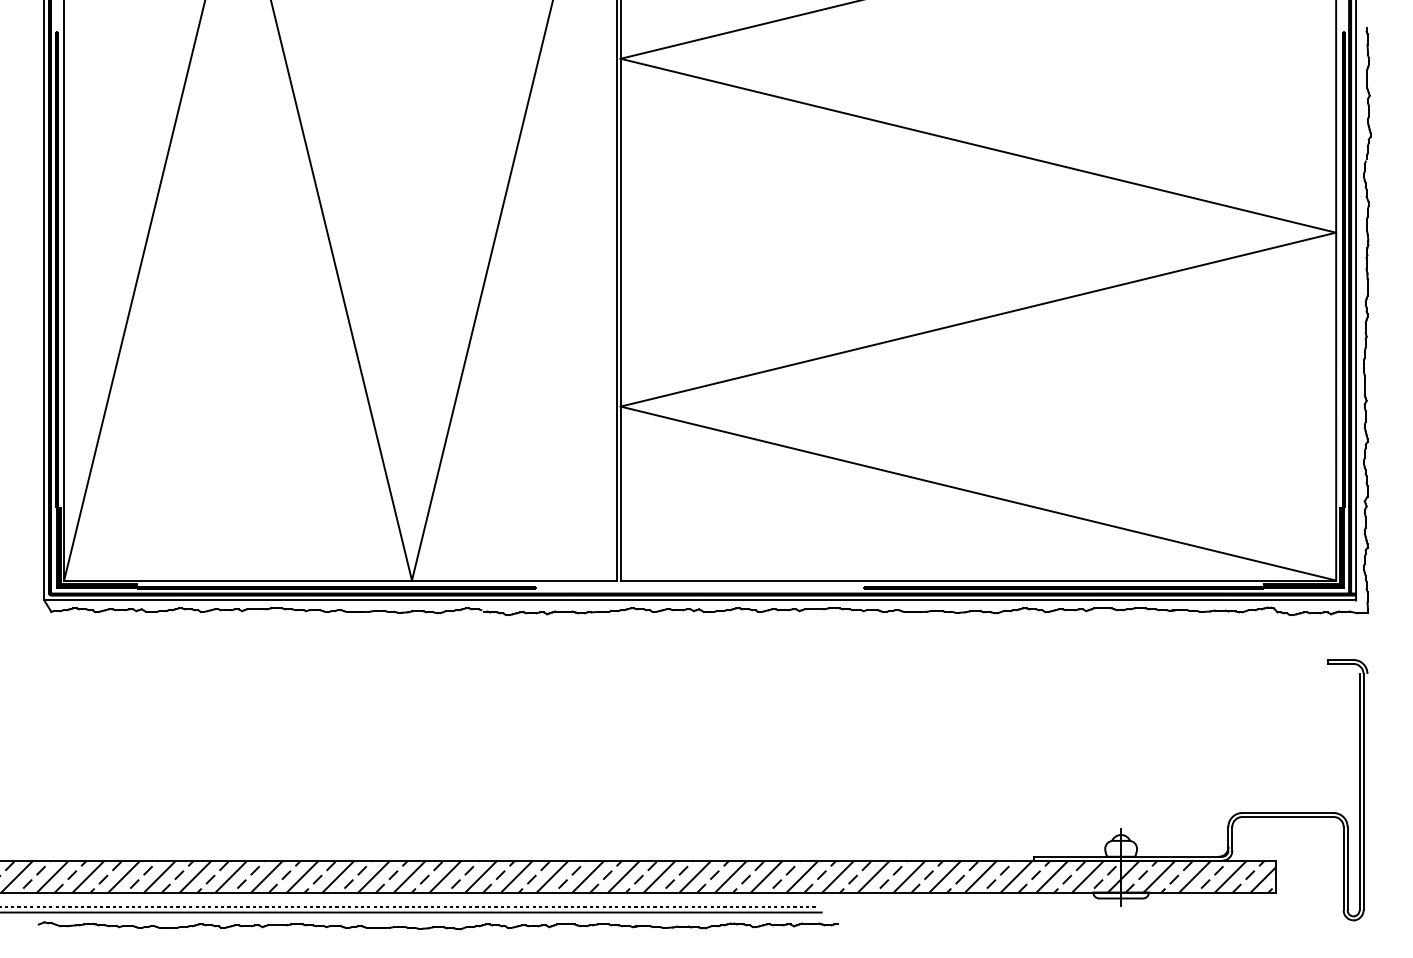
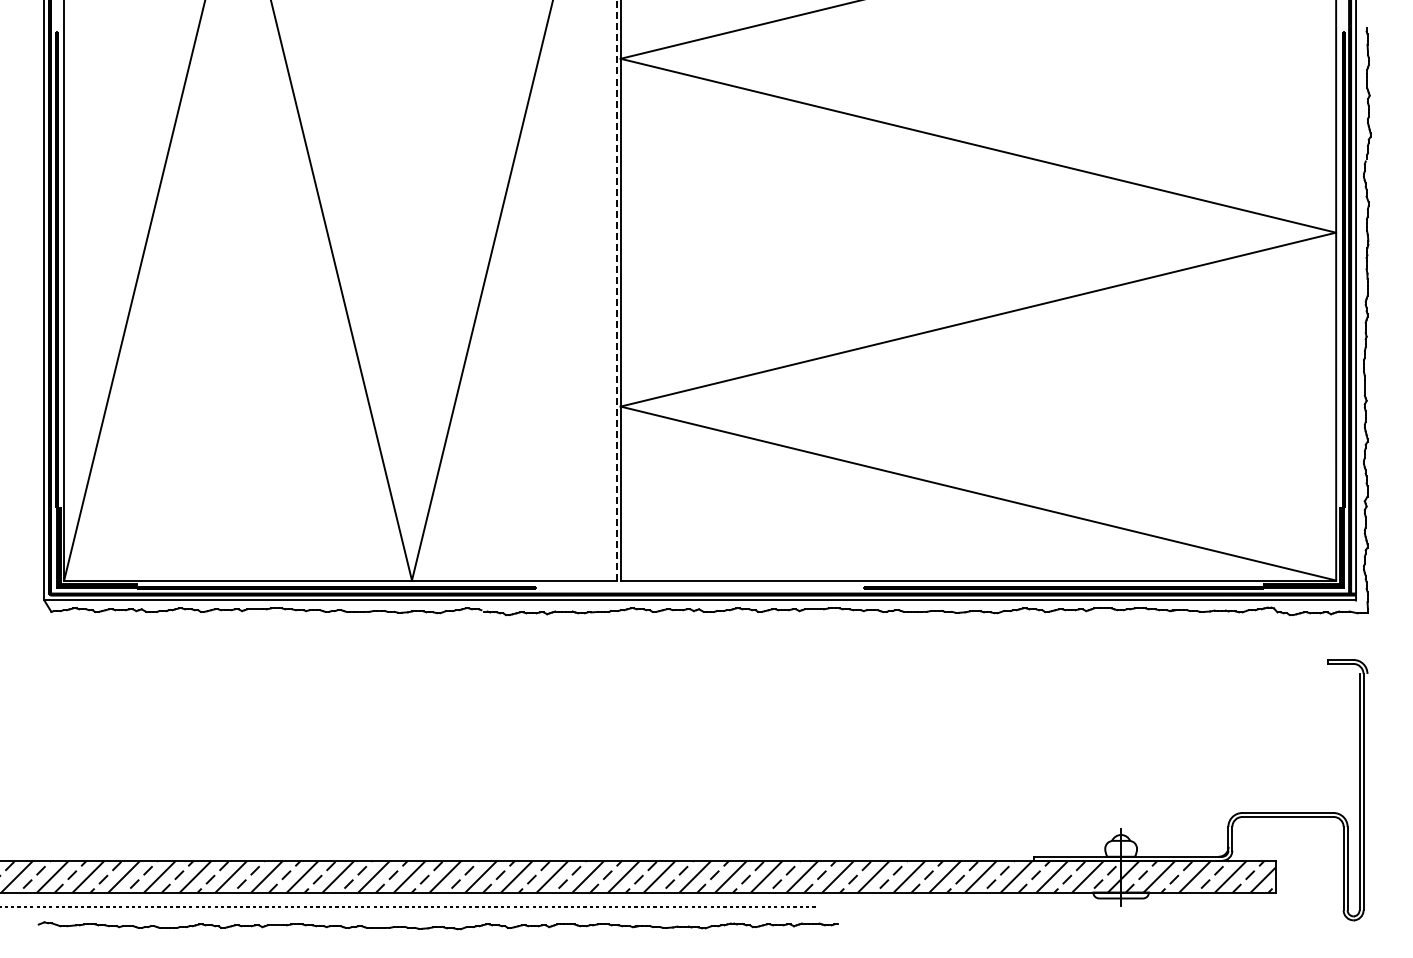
line: solid -> dashed (616, 290)
line: present -> none (411, 912)
